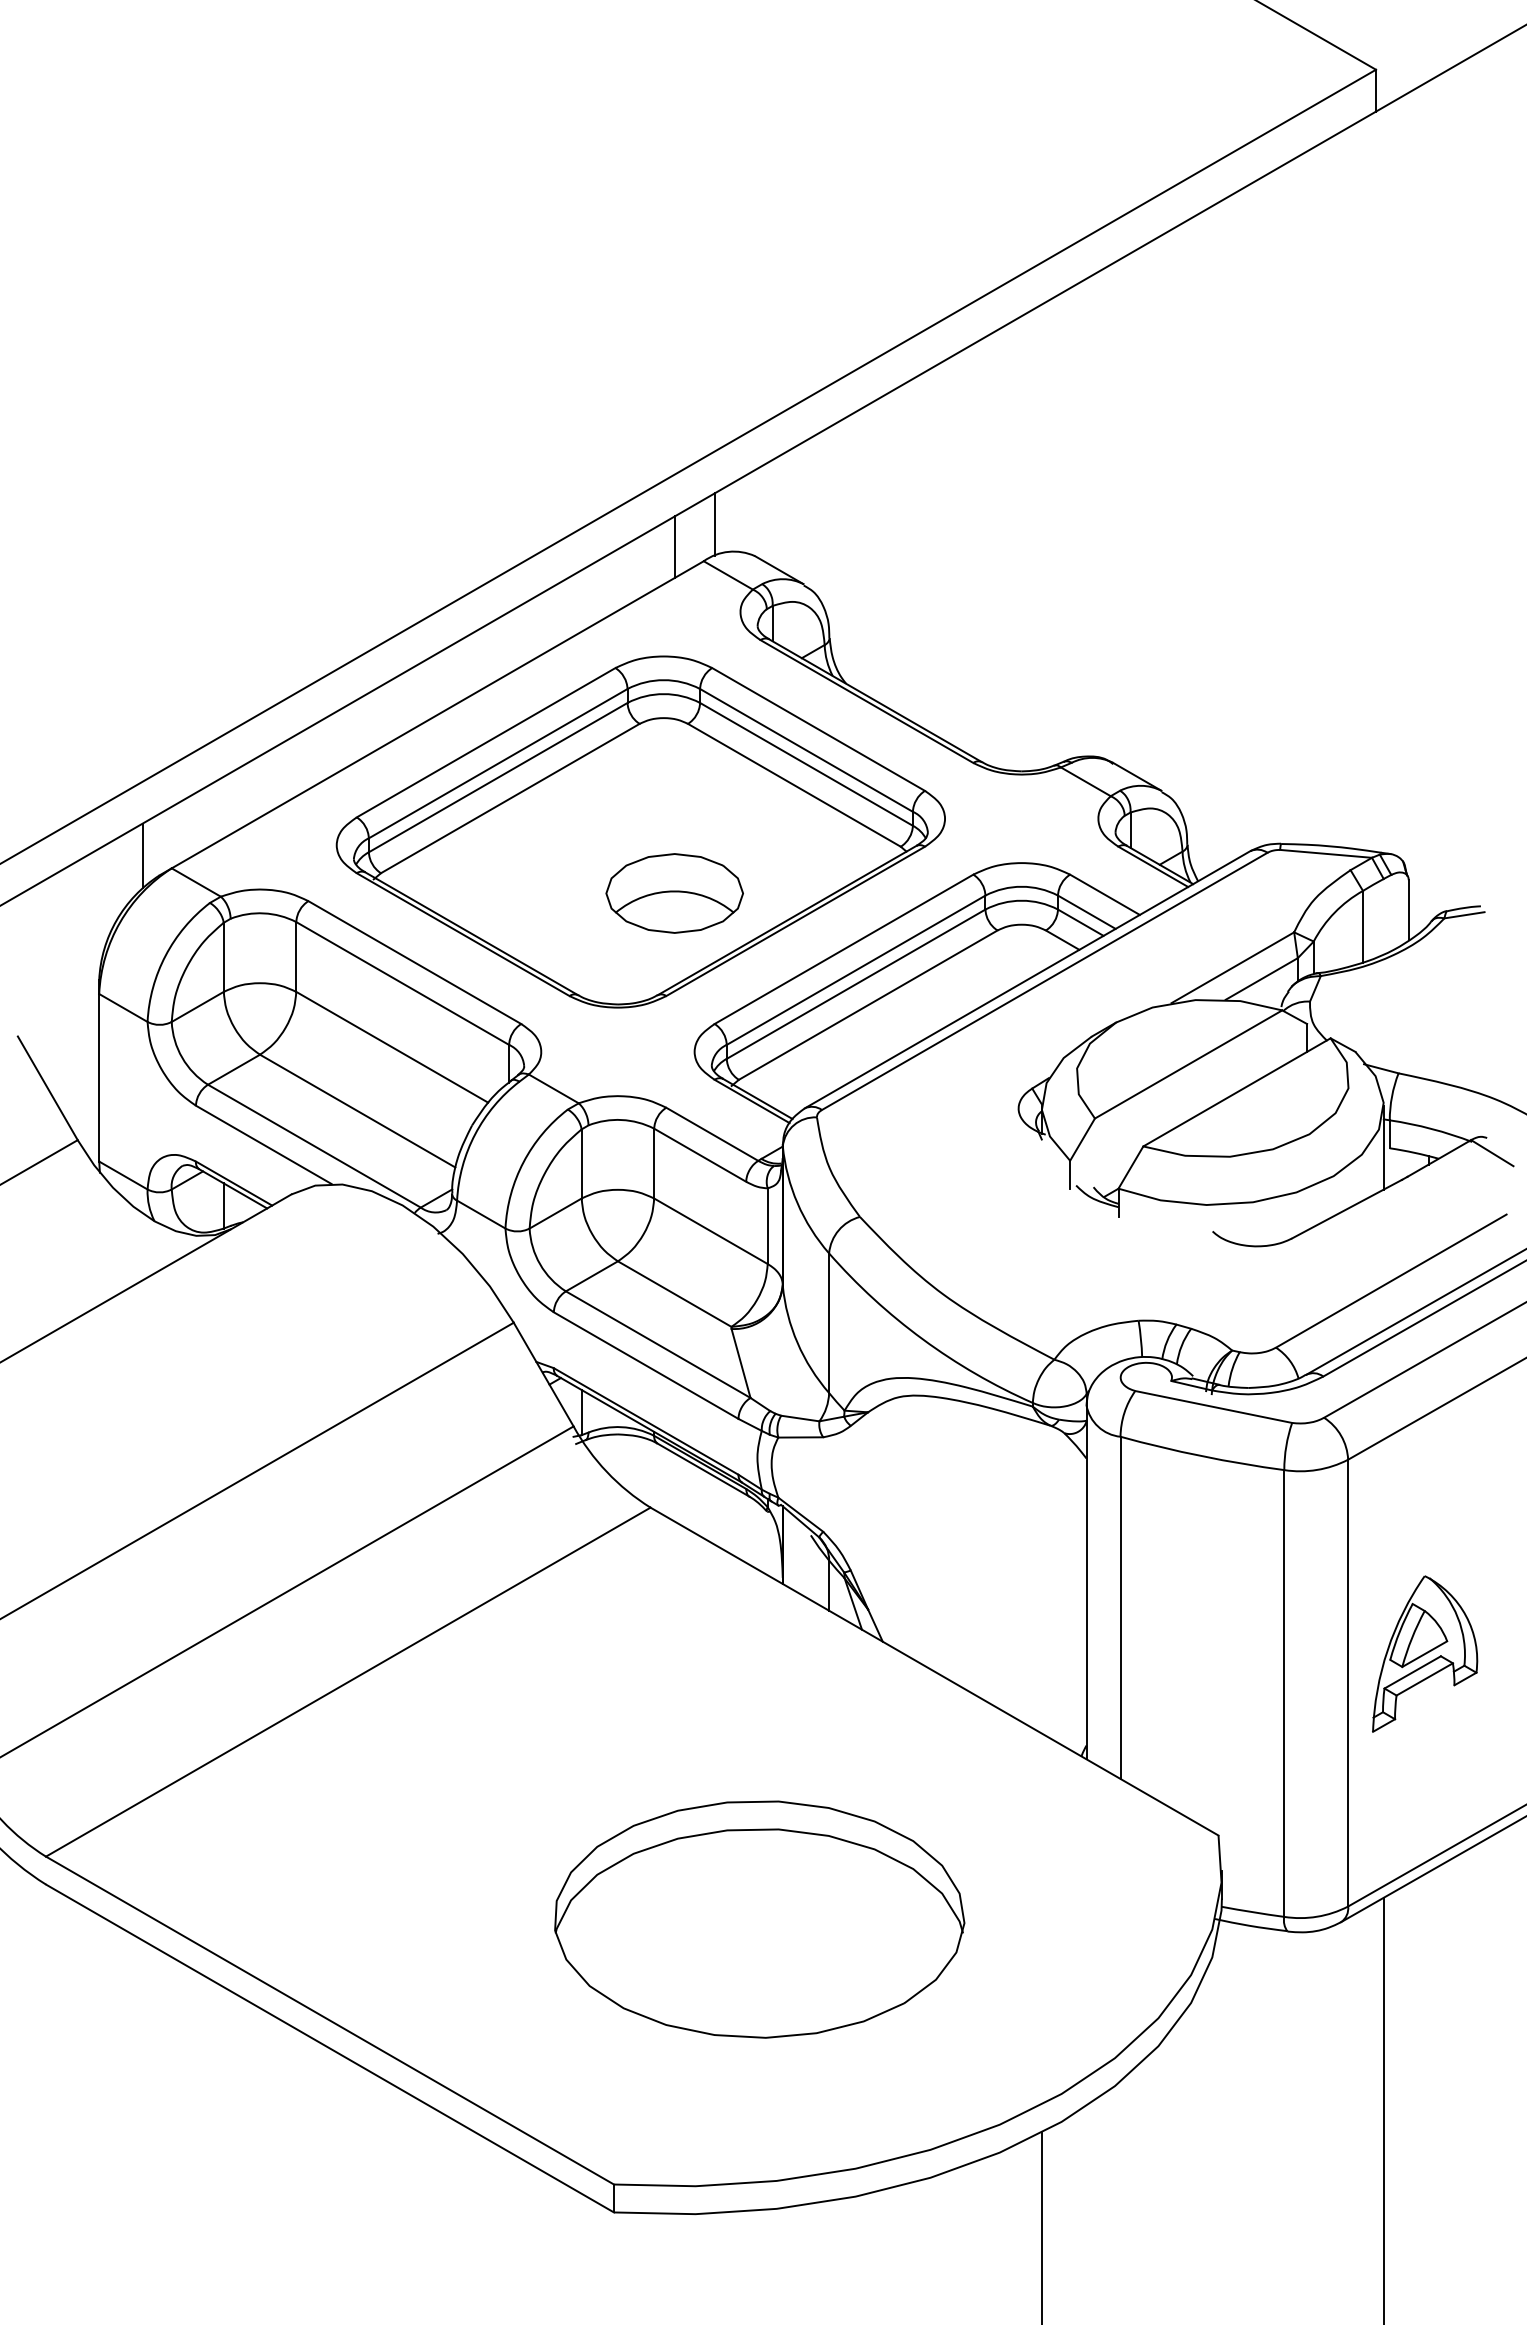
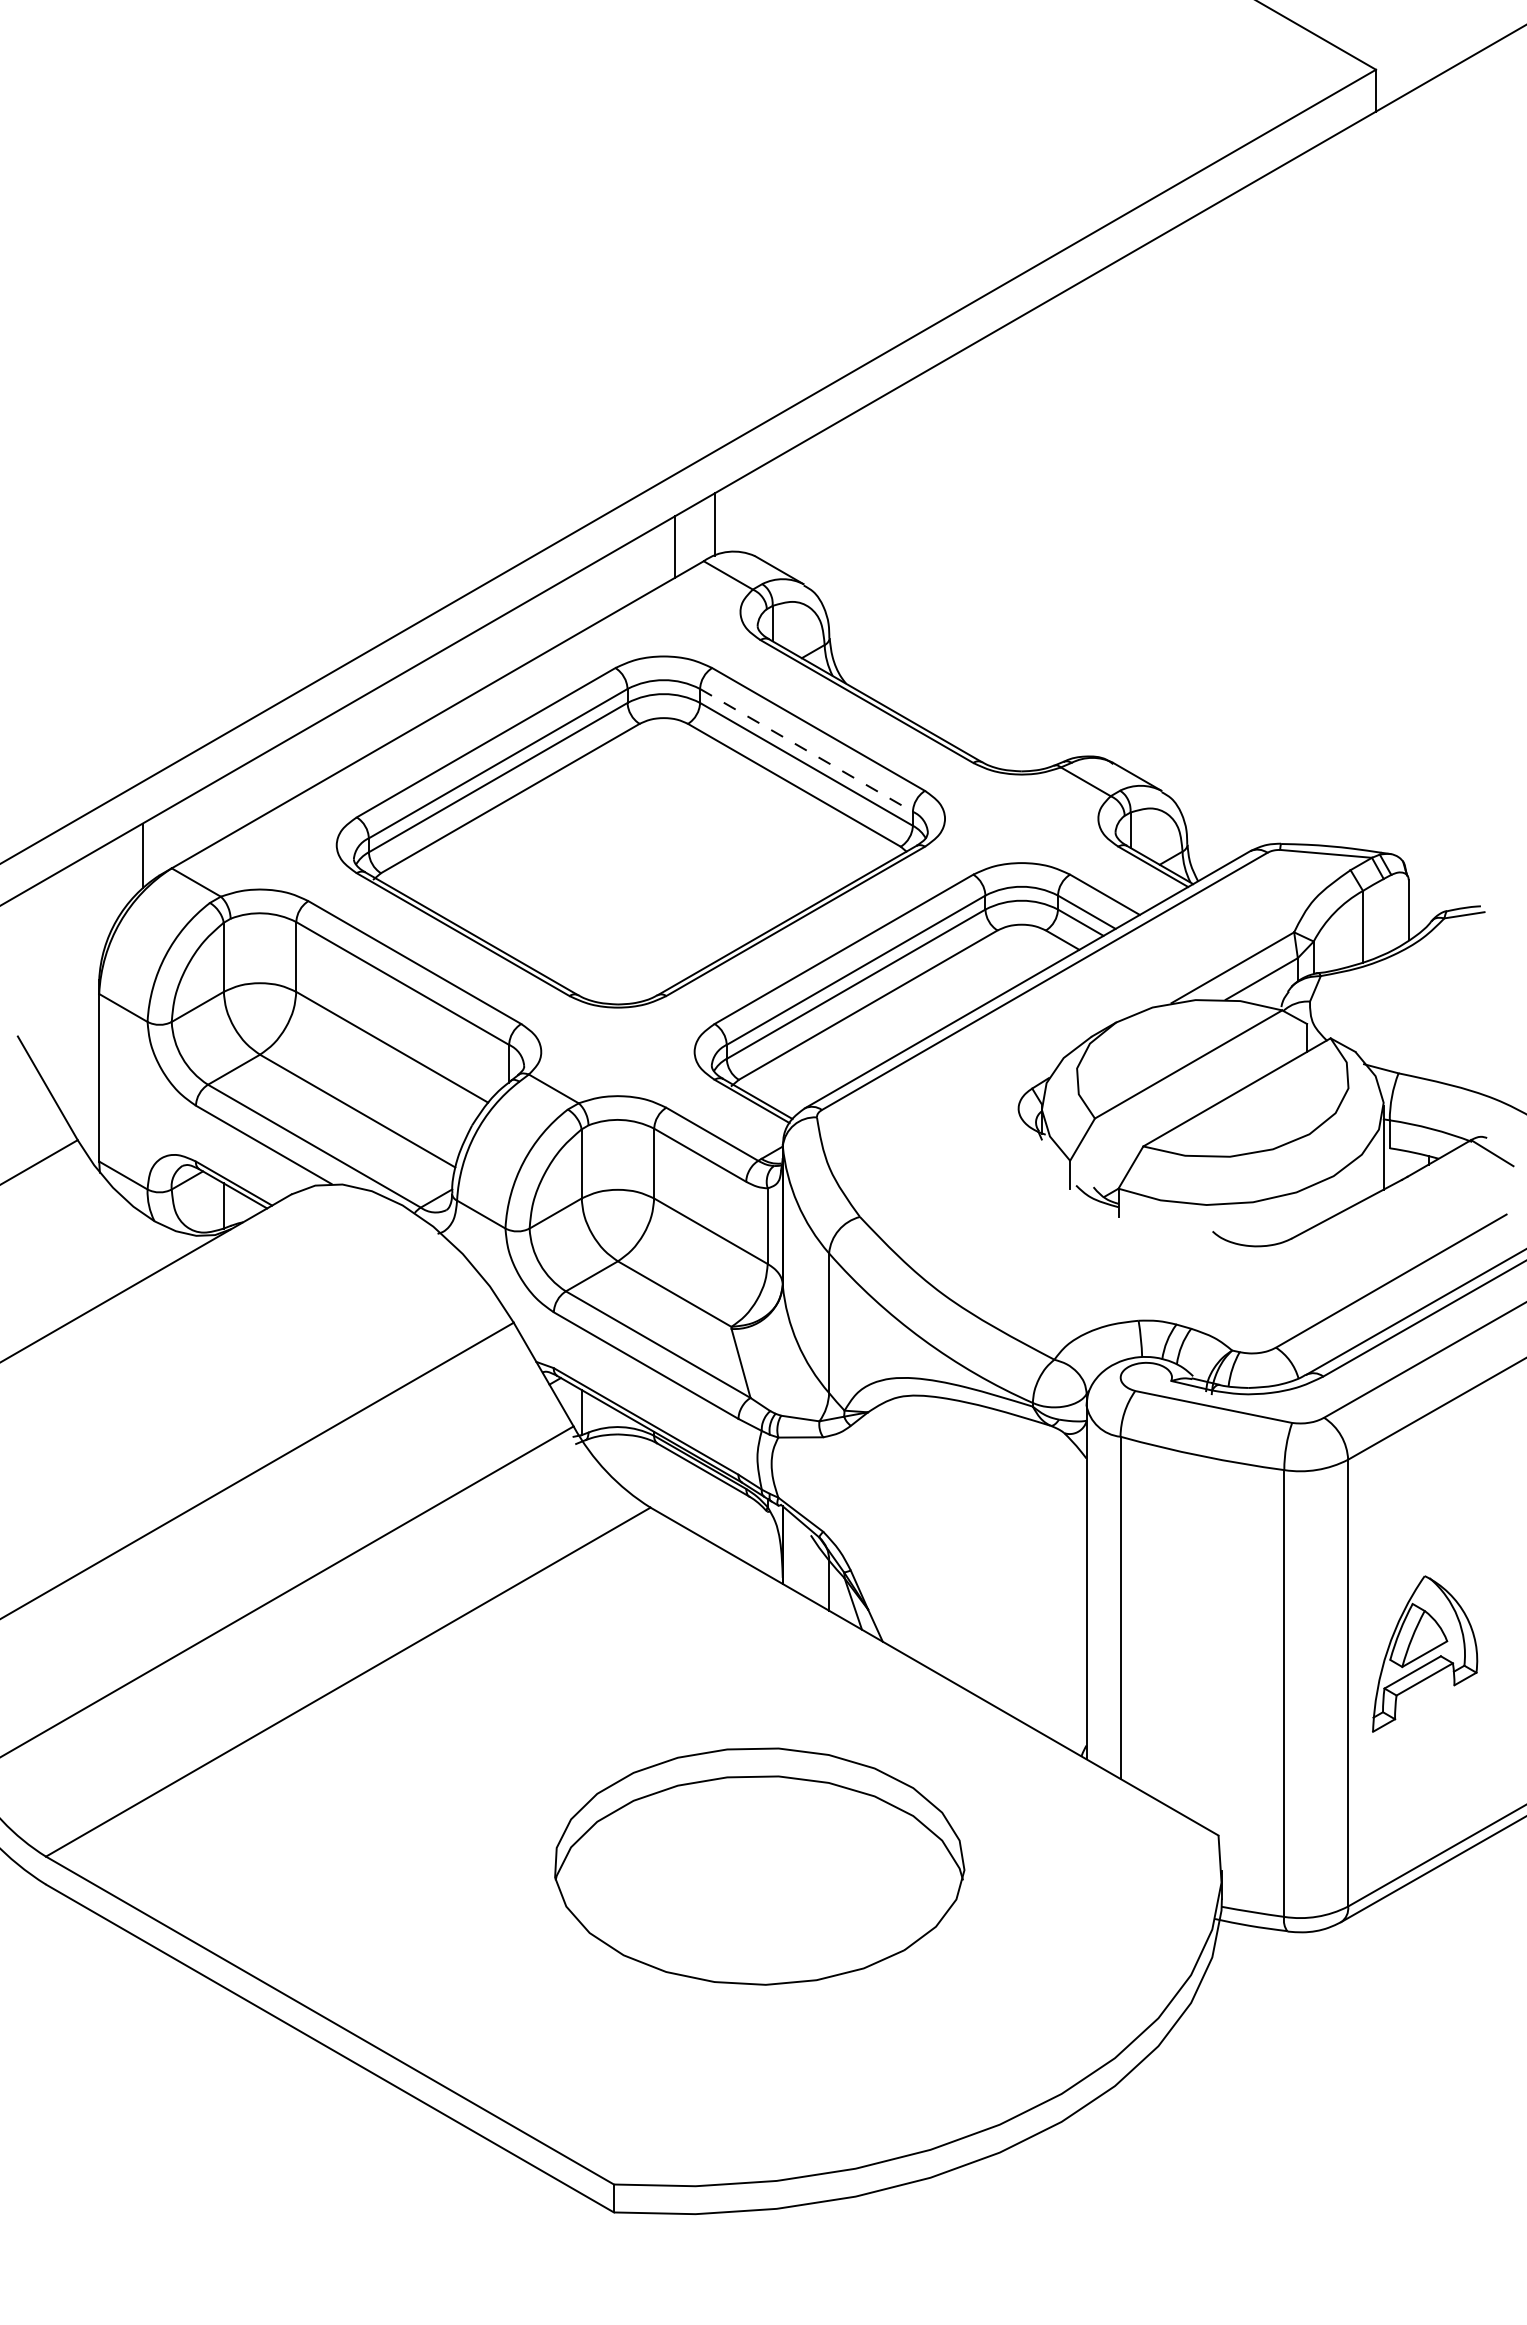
line: solid -> dashed (806, 750)
part: present -> none (674, 893)
part position: (759, 1919) -> (759, 1866) (759, 1866)
line: present -> none (1383, 2109)
line: present -> none (1041, 2226)
